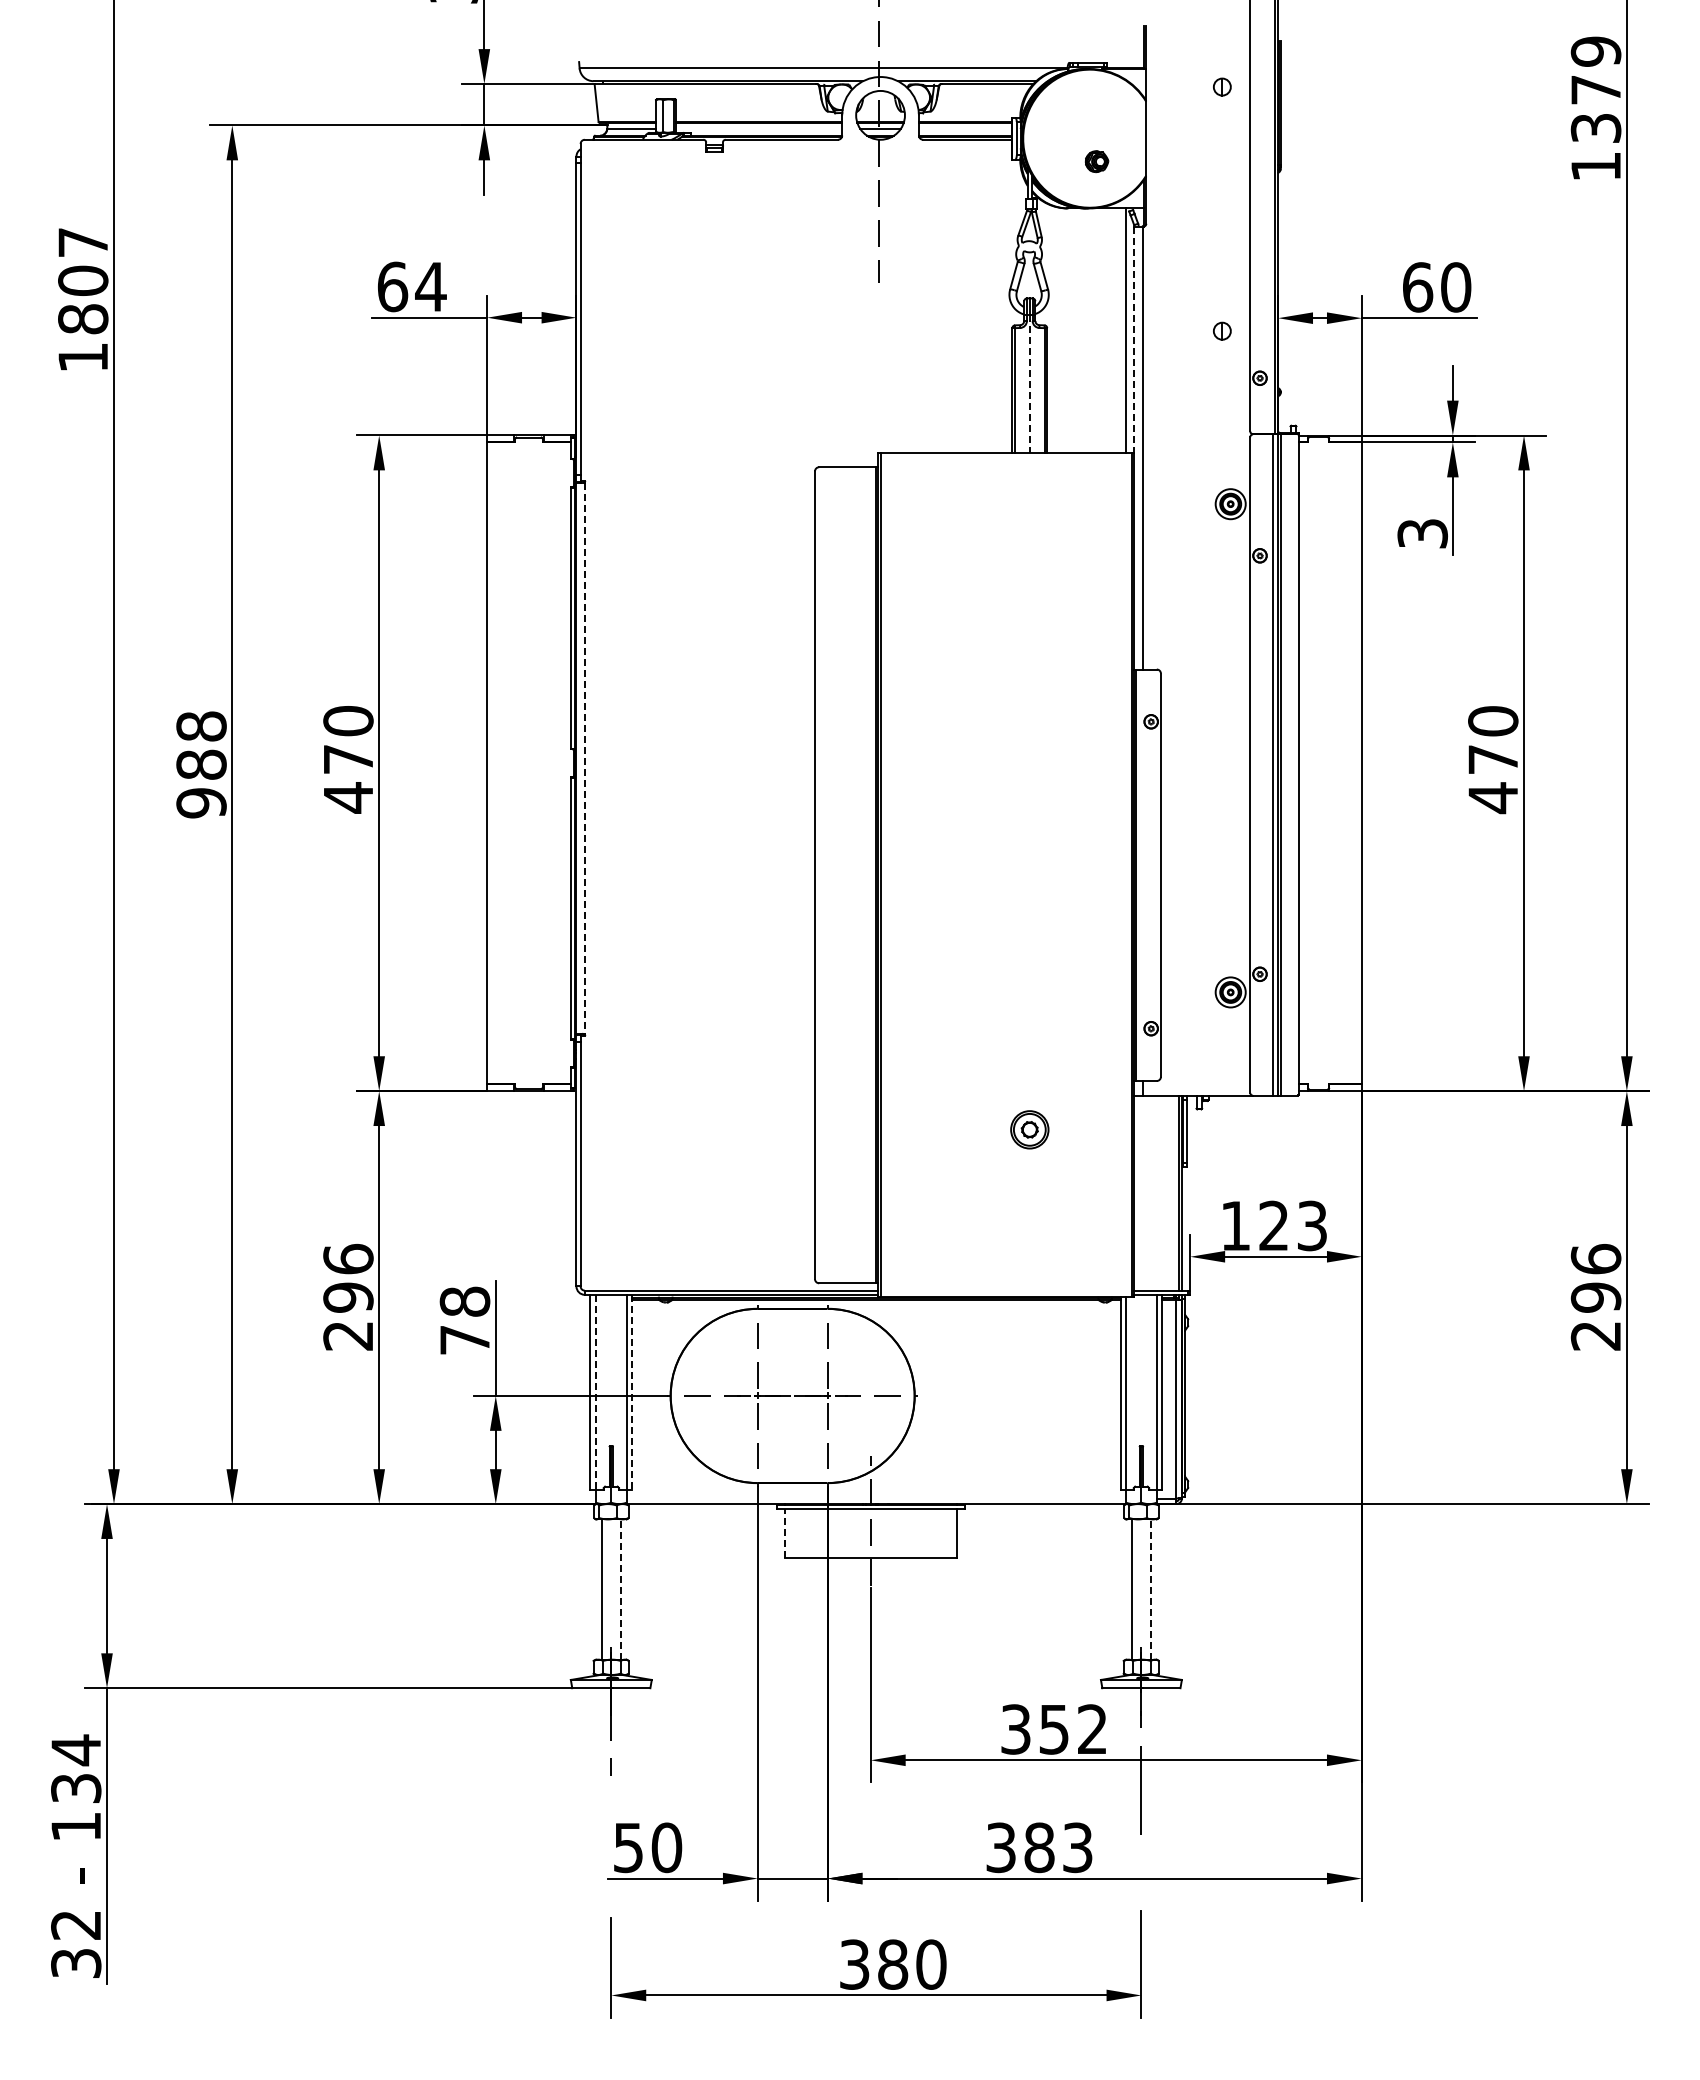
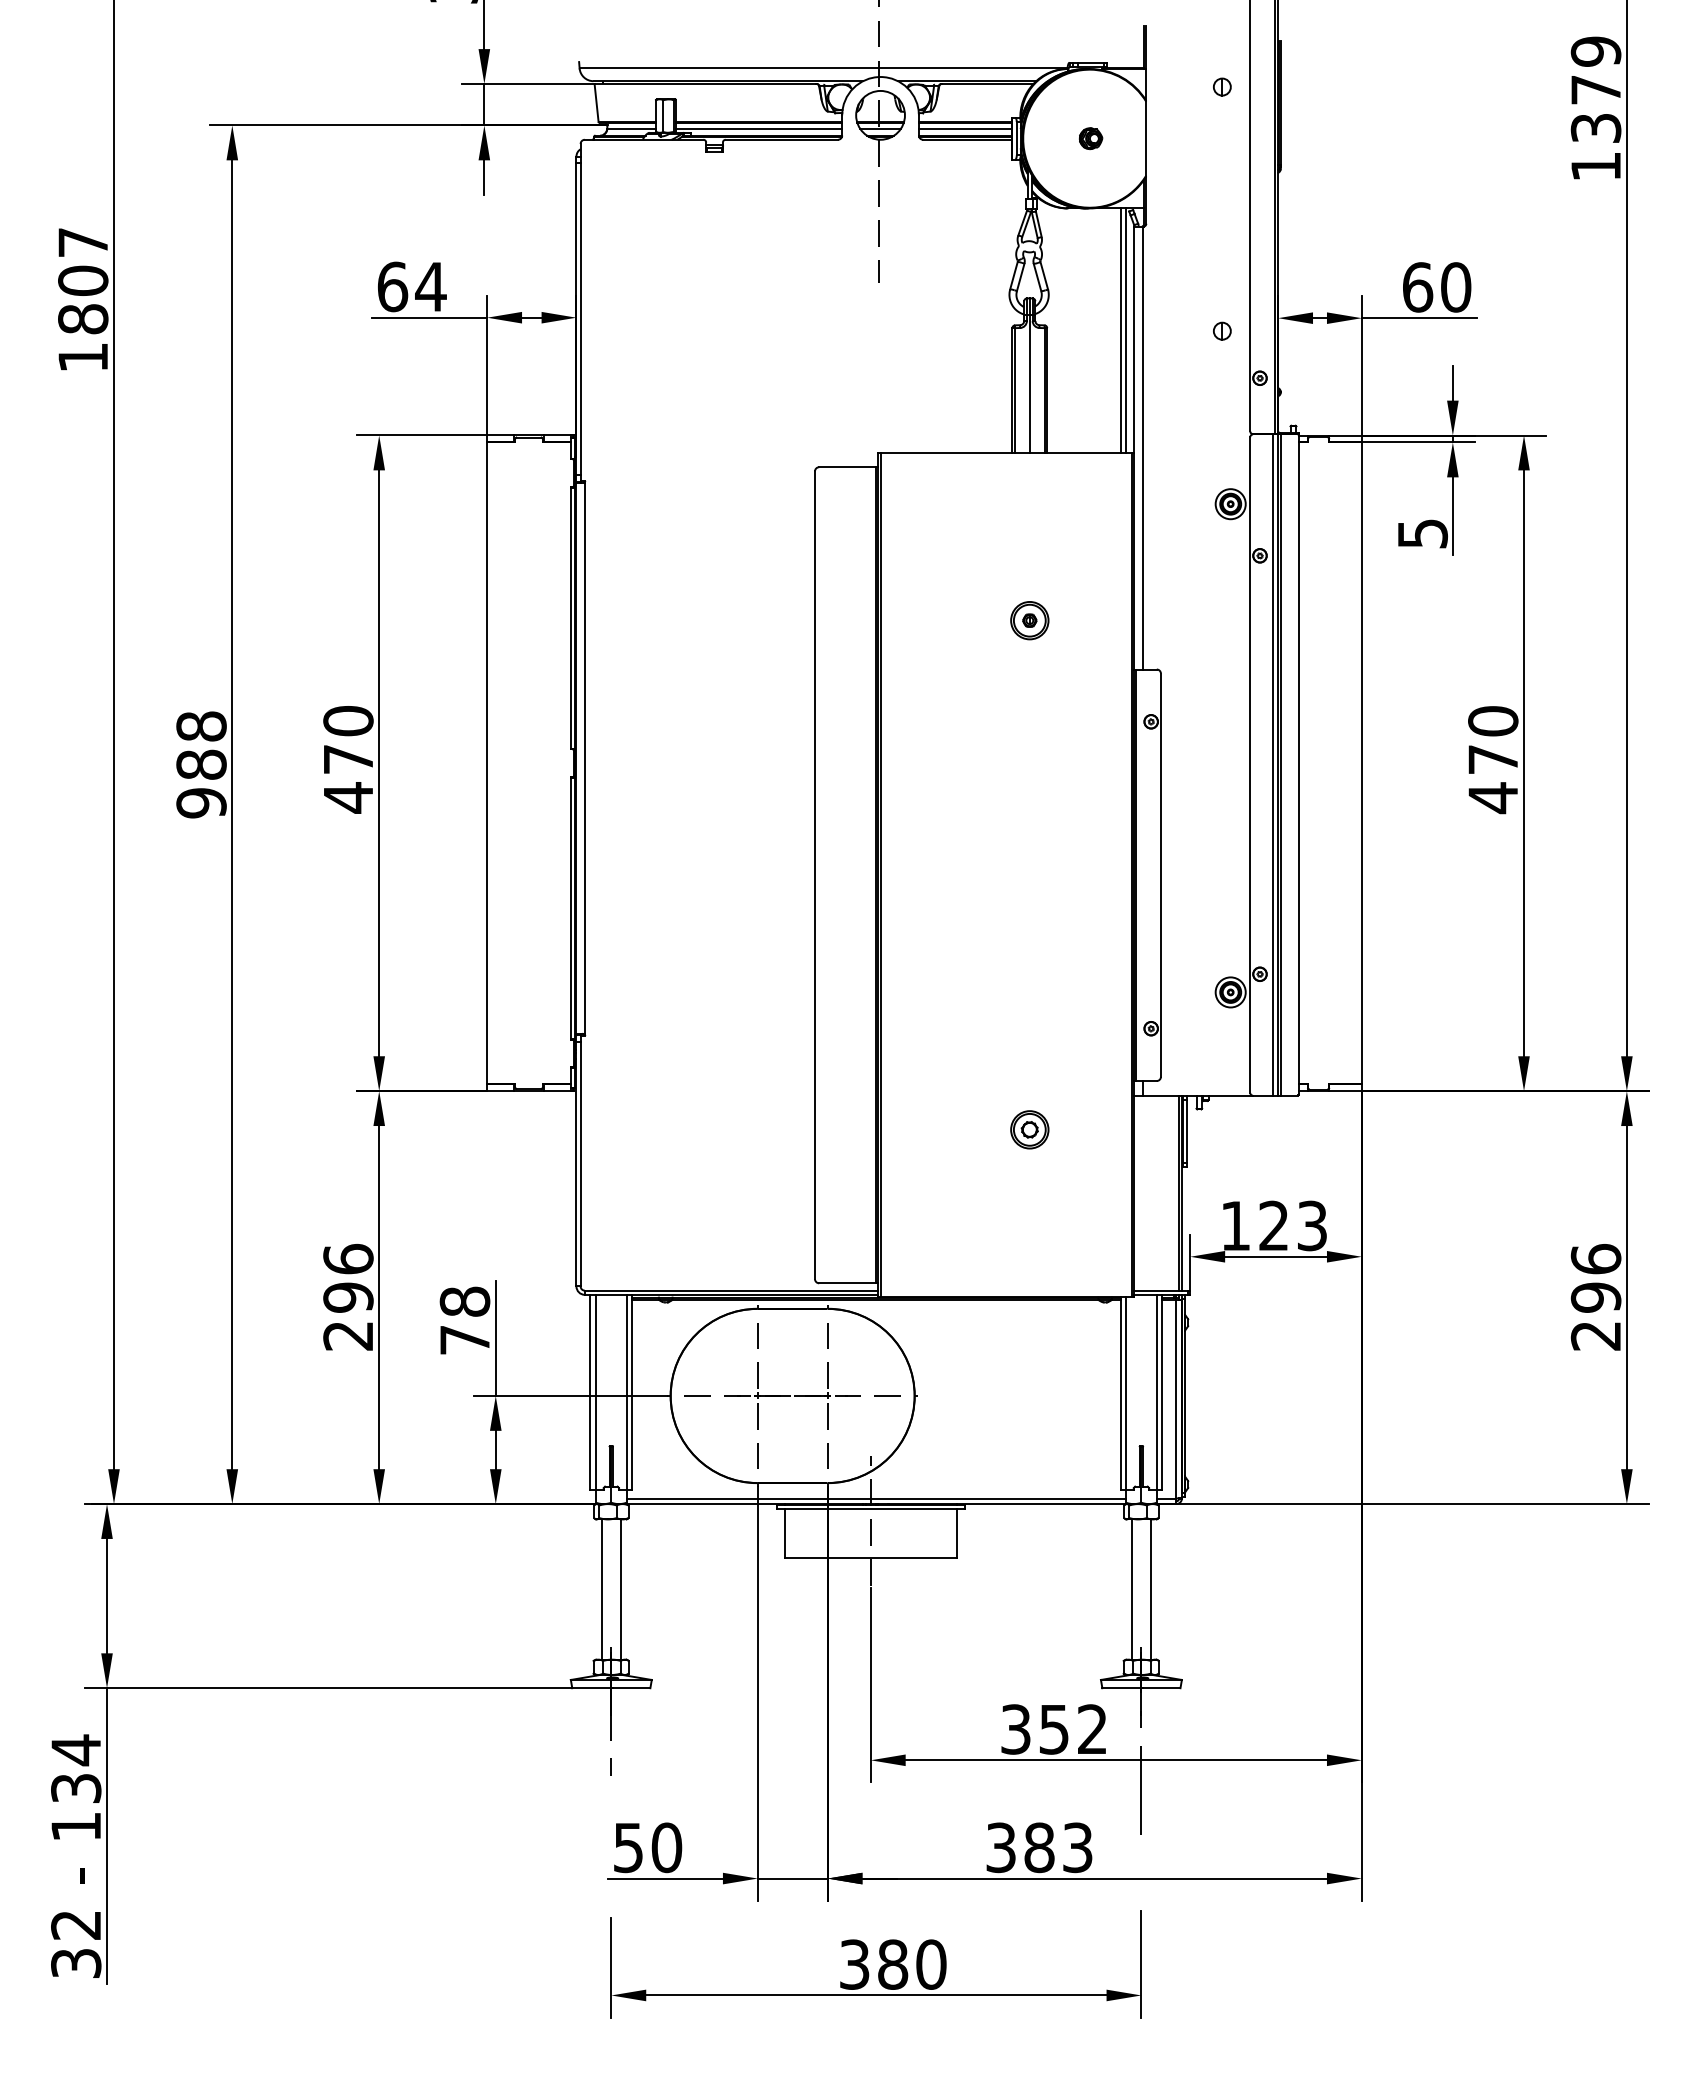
line: none -> present (759, 129)
line: none -> present (965, 129)
part position: (1097, 161) -> (1091, 138) (1091, 138)
line: none -> present (1120, 330)
line: dashed -> solid (1134, 340)
line: dashed -> solid (1029, 384)
text: 3 -> 5 (1422, 533)
part: none -> present (1029, 620)
line: dashed -> solid (584, 758)
line: dashed -> solid (595, 1392)
line: dashed -> solid (632, 1392)
line: none -> present (876, 1498)
line: dashed -> solid (785, 1532)
line: dashed -> solid (621, 1589)
line: dashed -> solid (1151, 1589)
